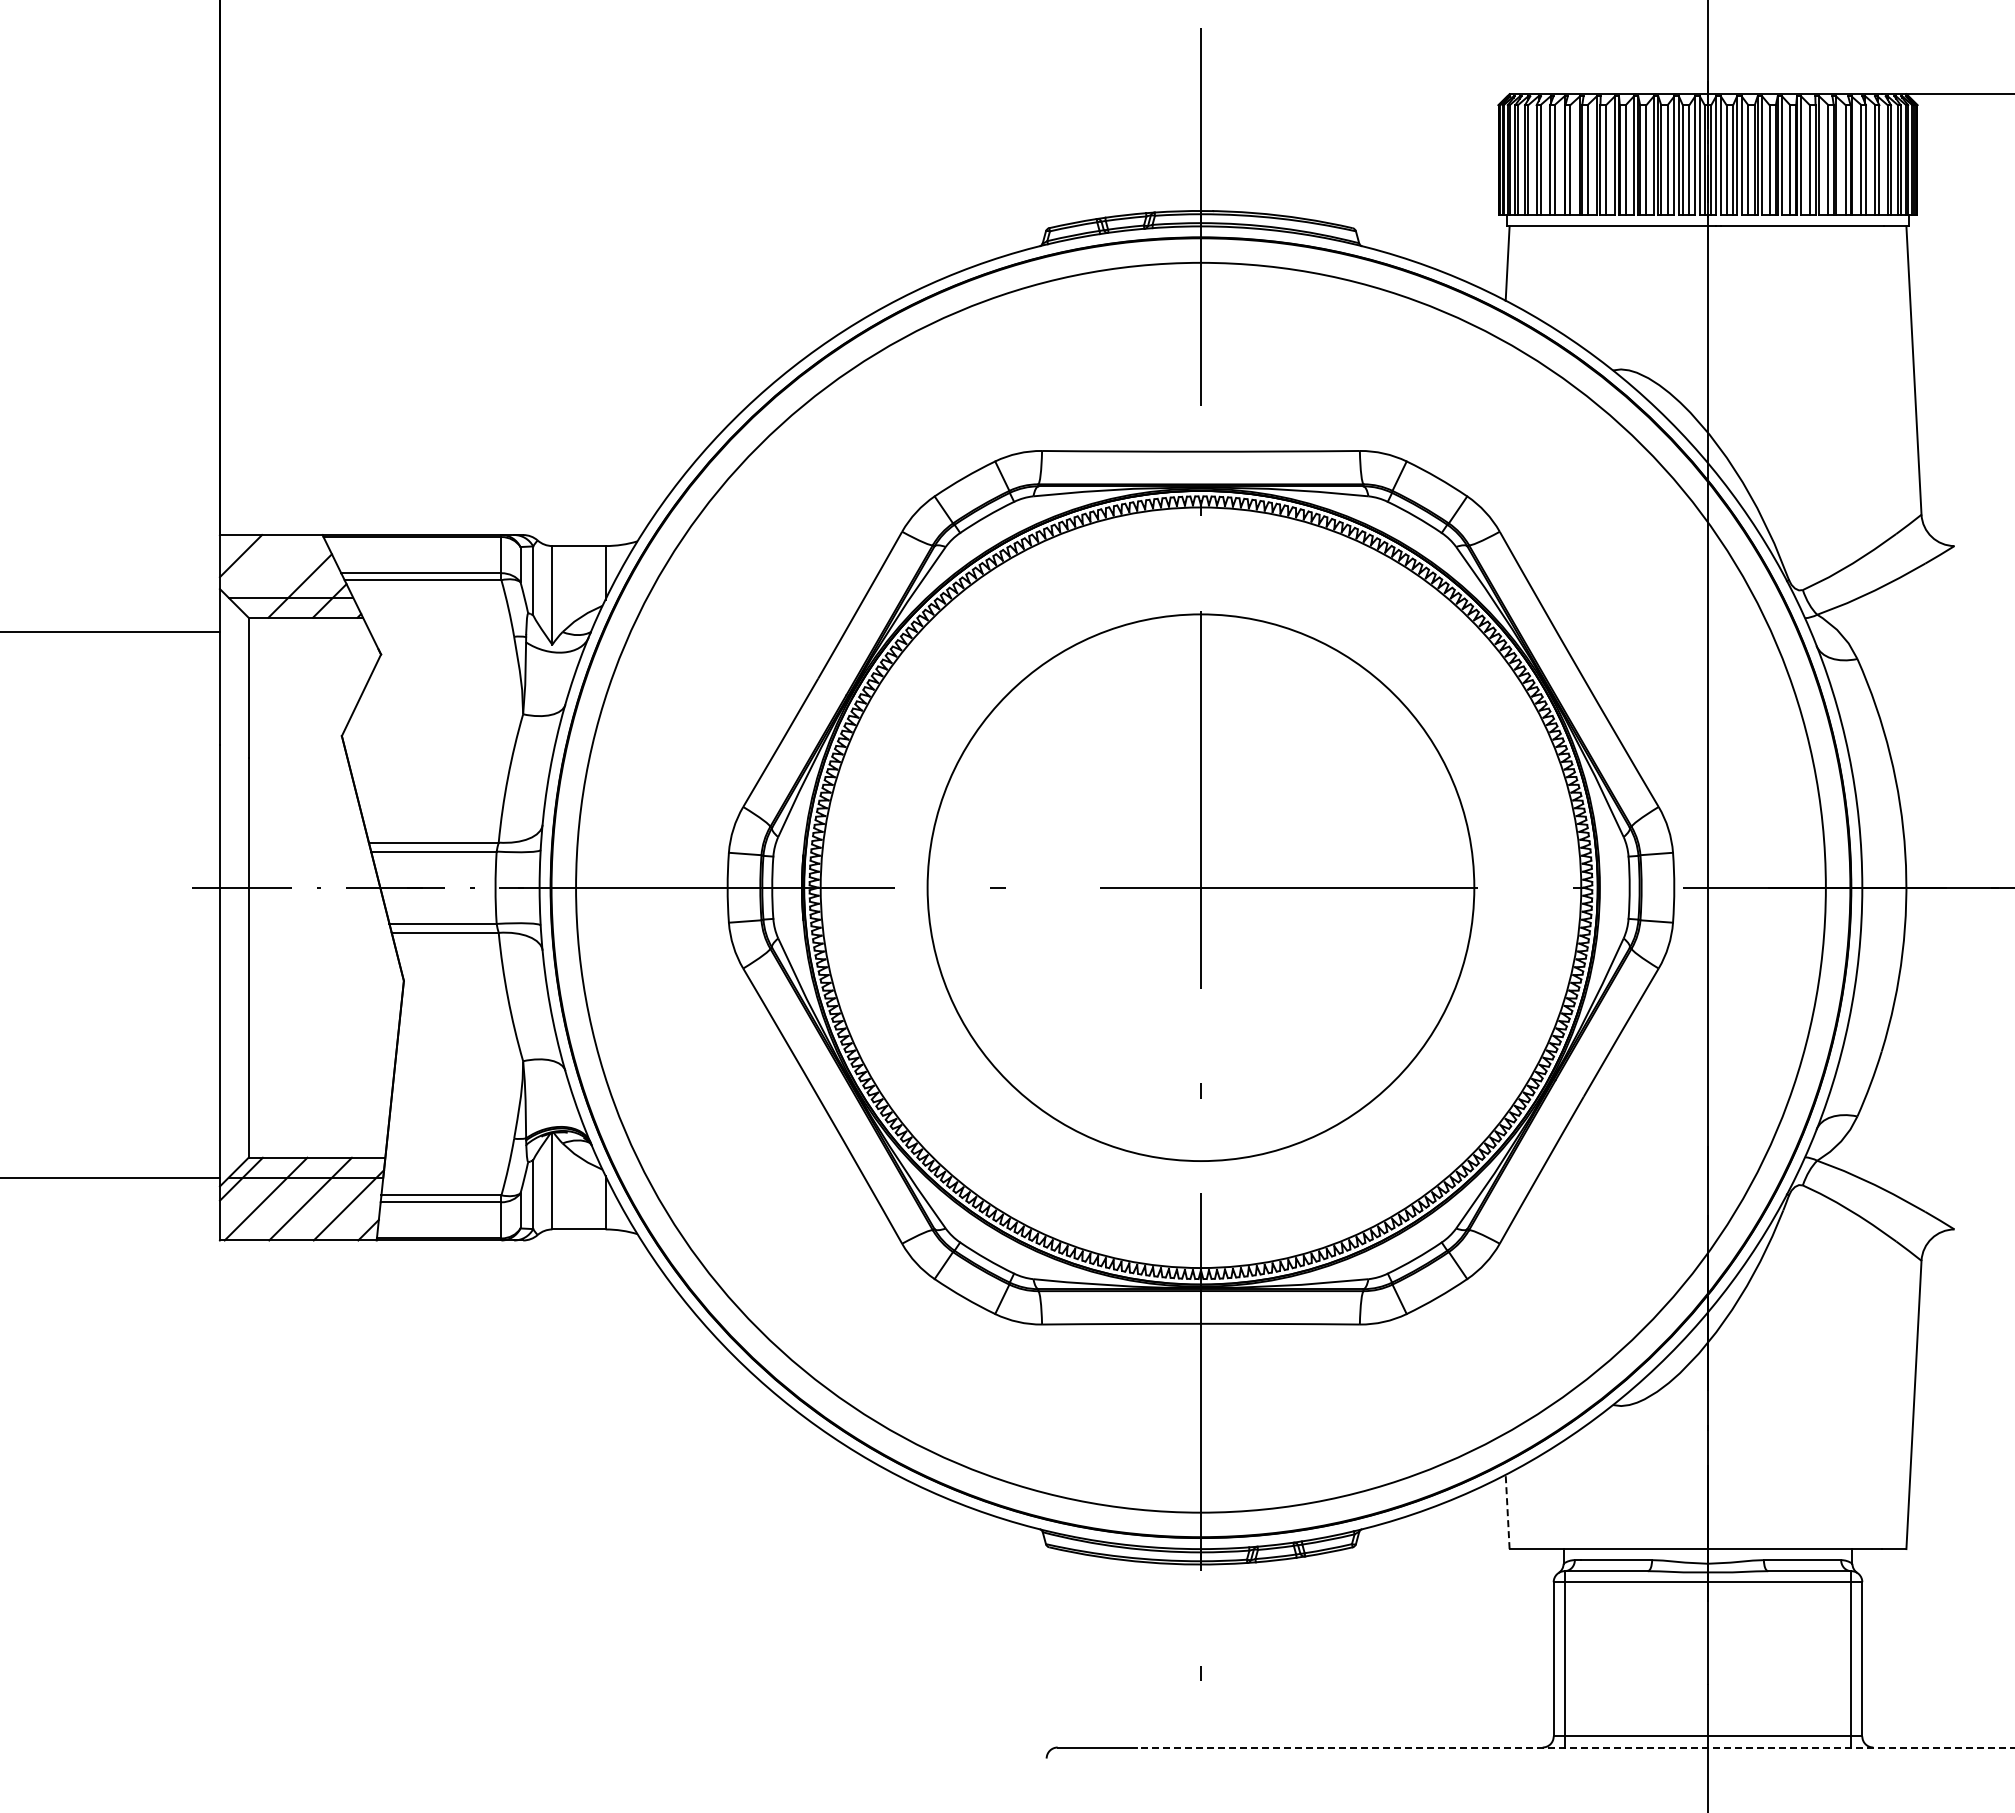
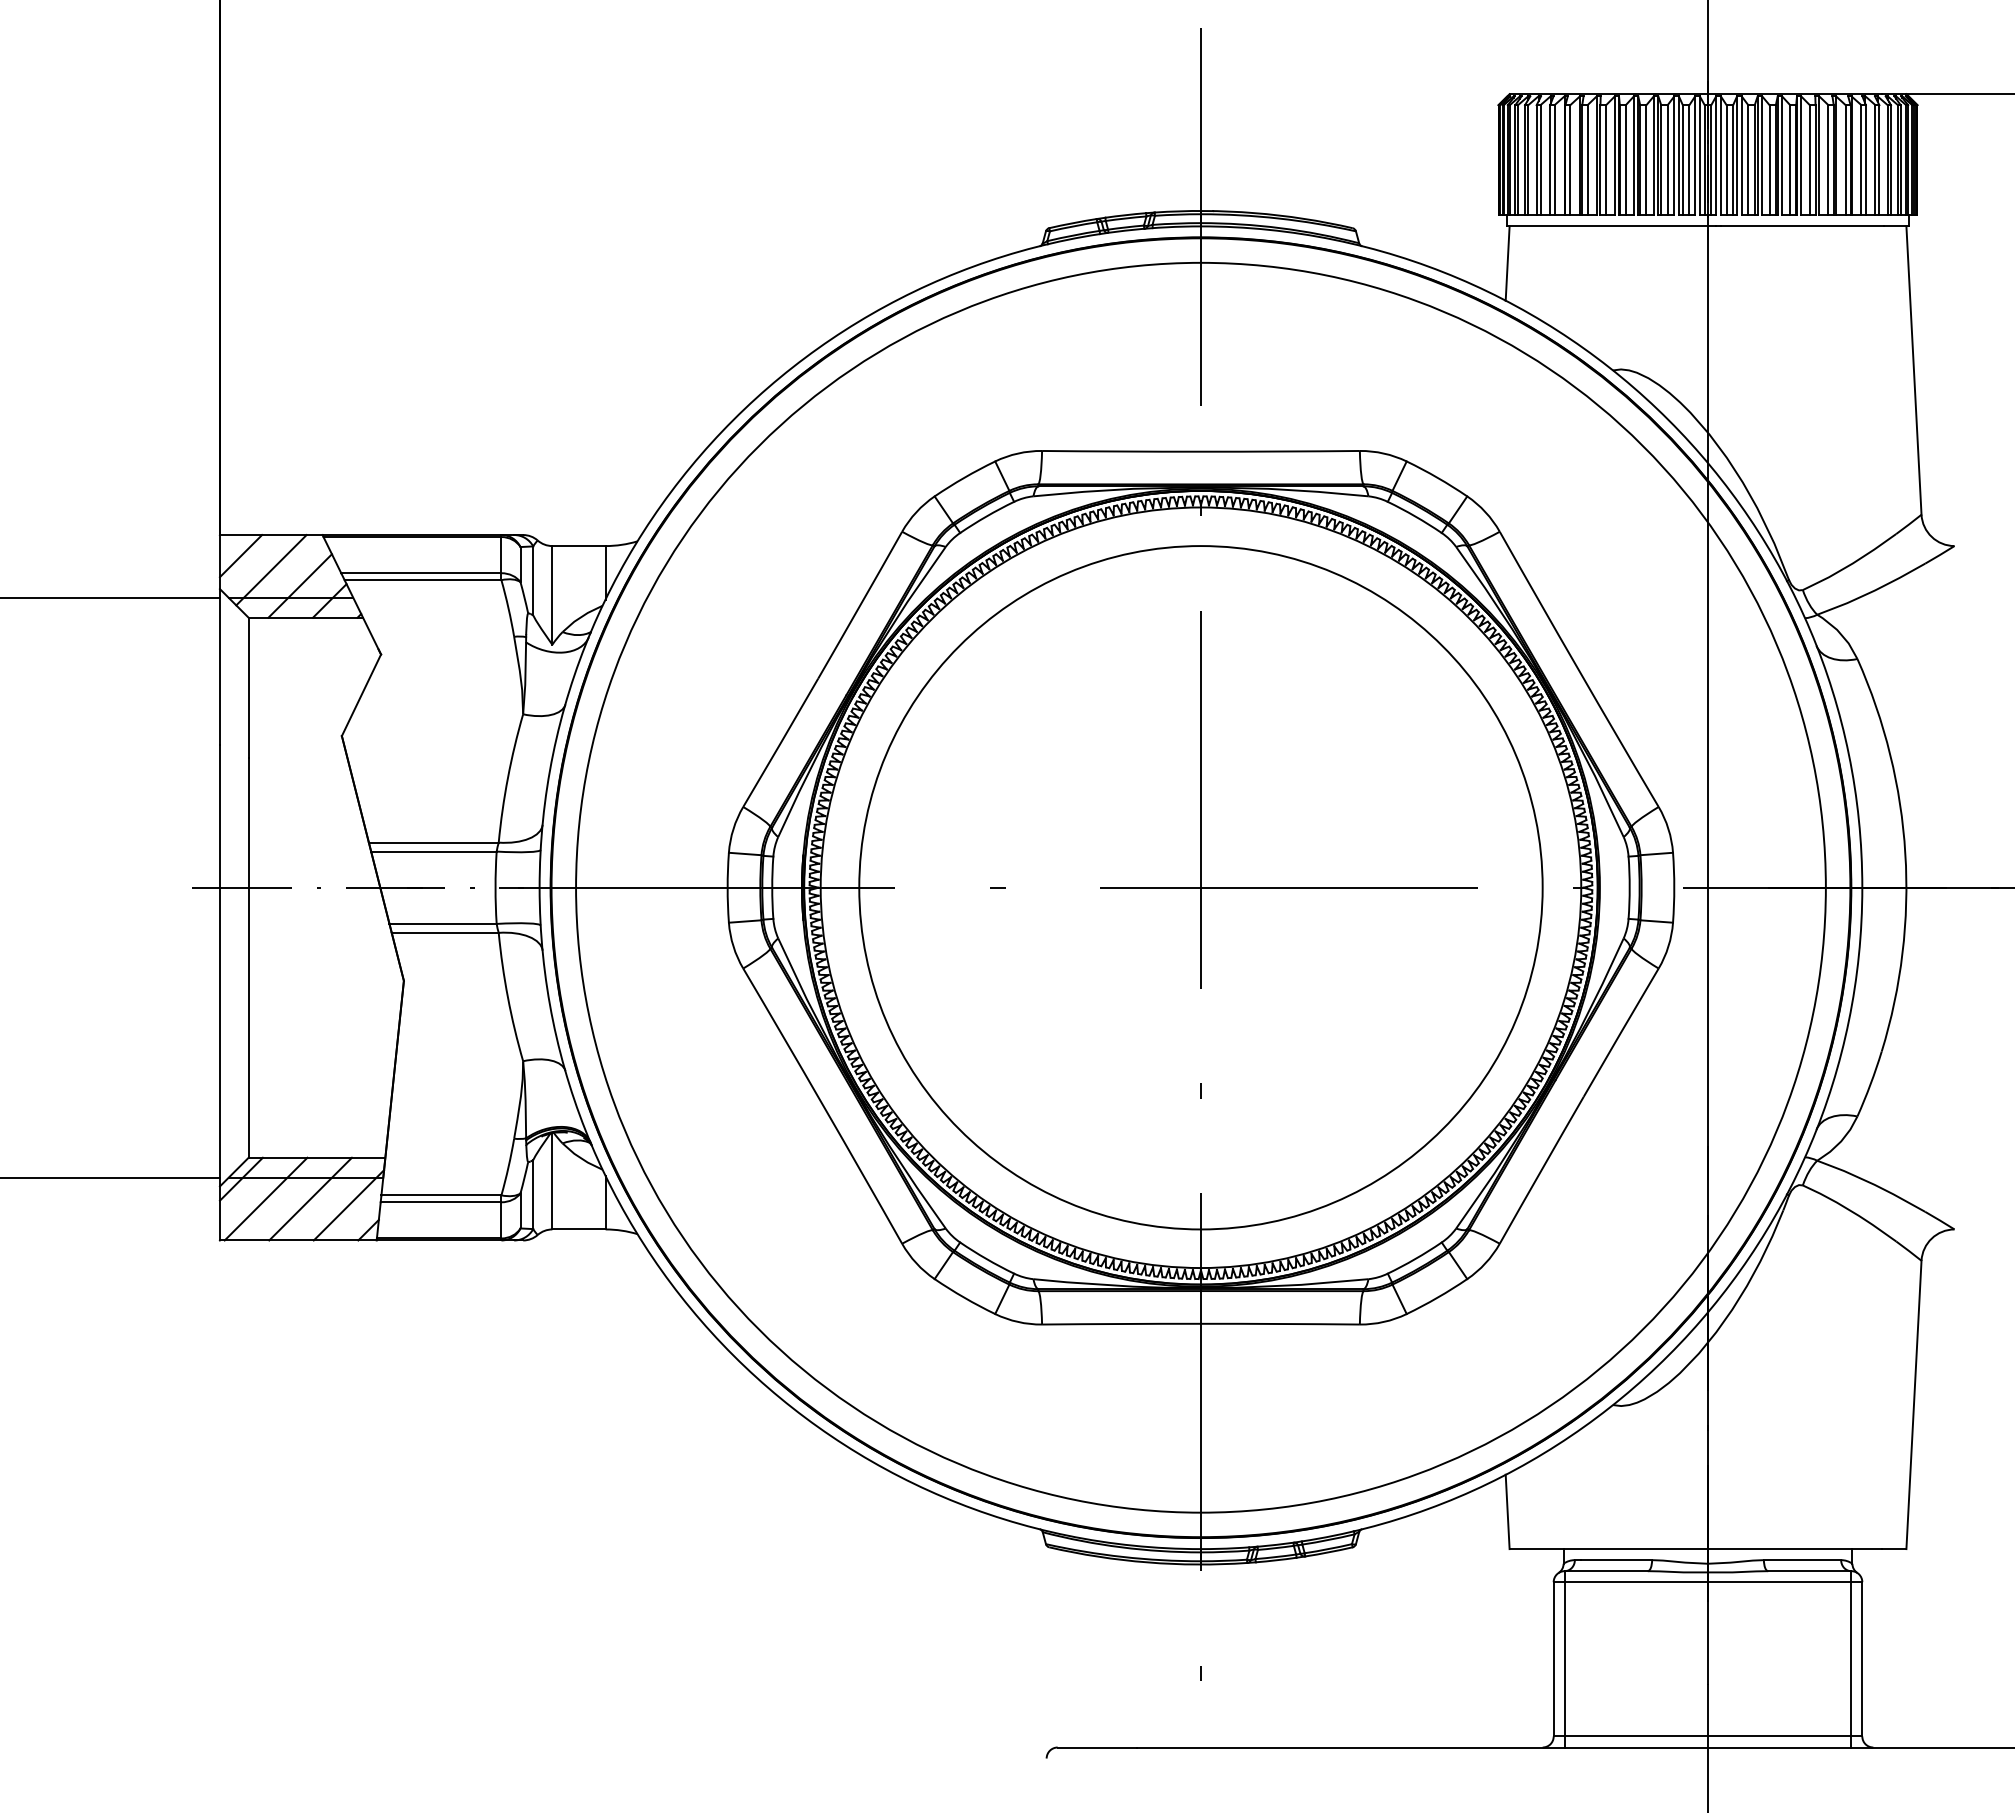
line: none -> present (271, 570)
line position: (110, 631) -> (110, 597) (110, 597)
circle diameter: 547 px -> 683 px (1200, 887)
line: dashed -> solid (1507, 1511)
line: dashed -> solid (1575, 1747)
